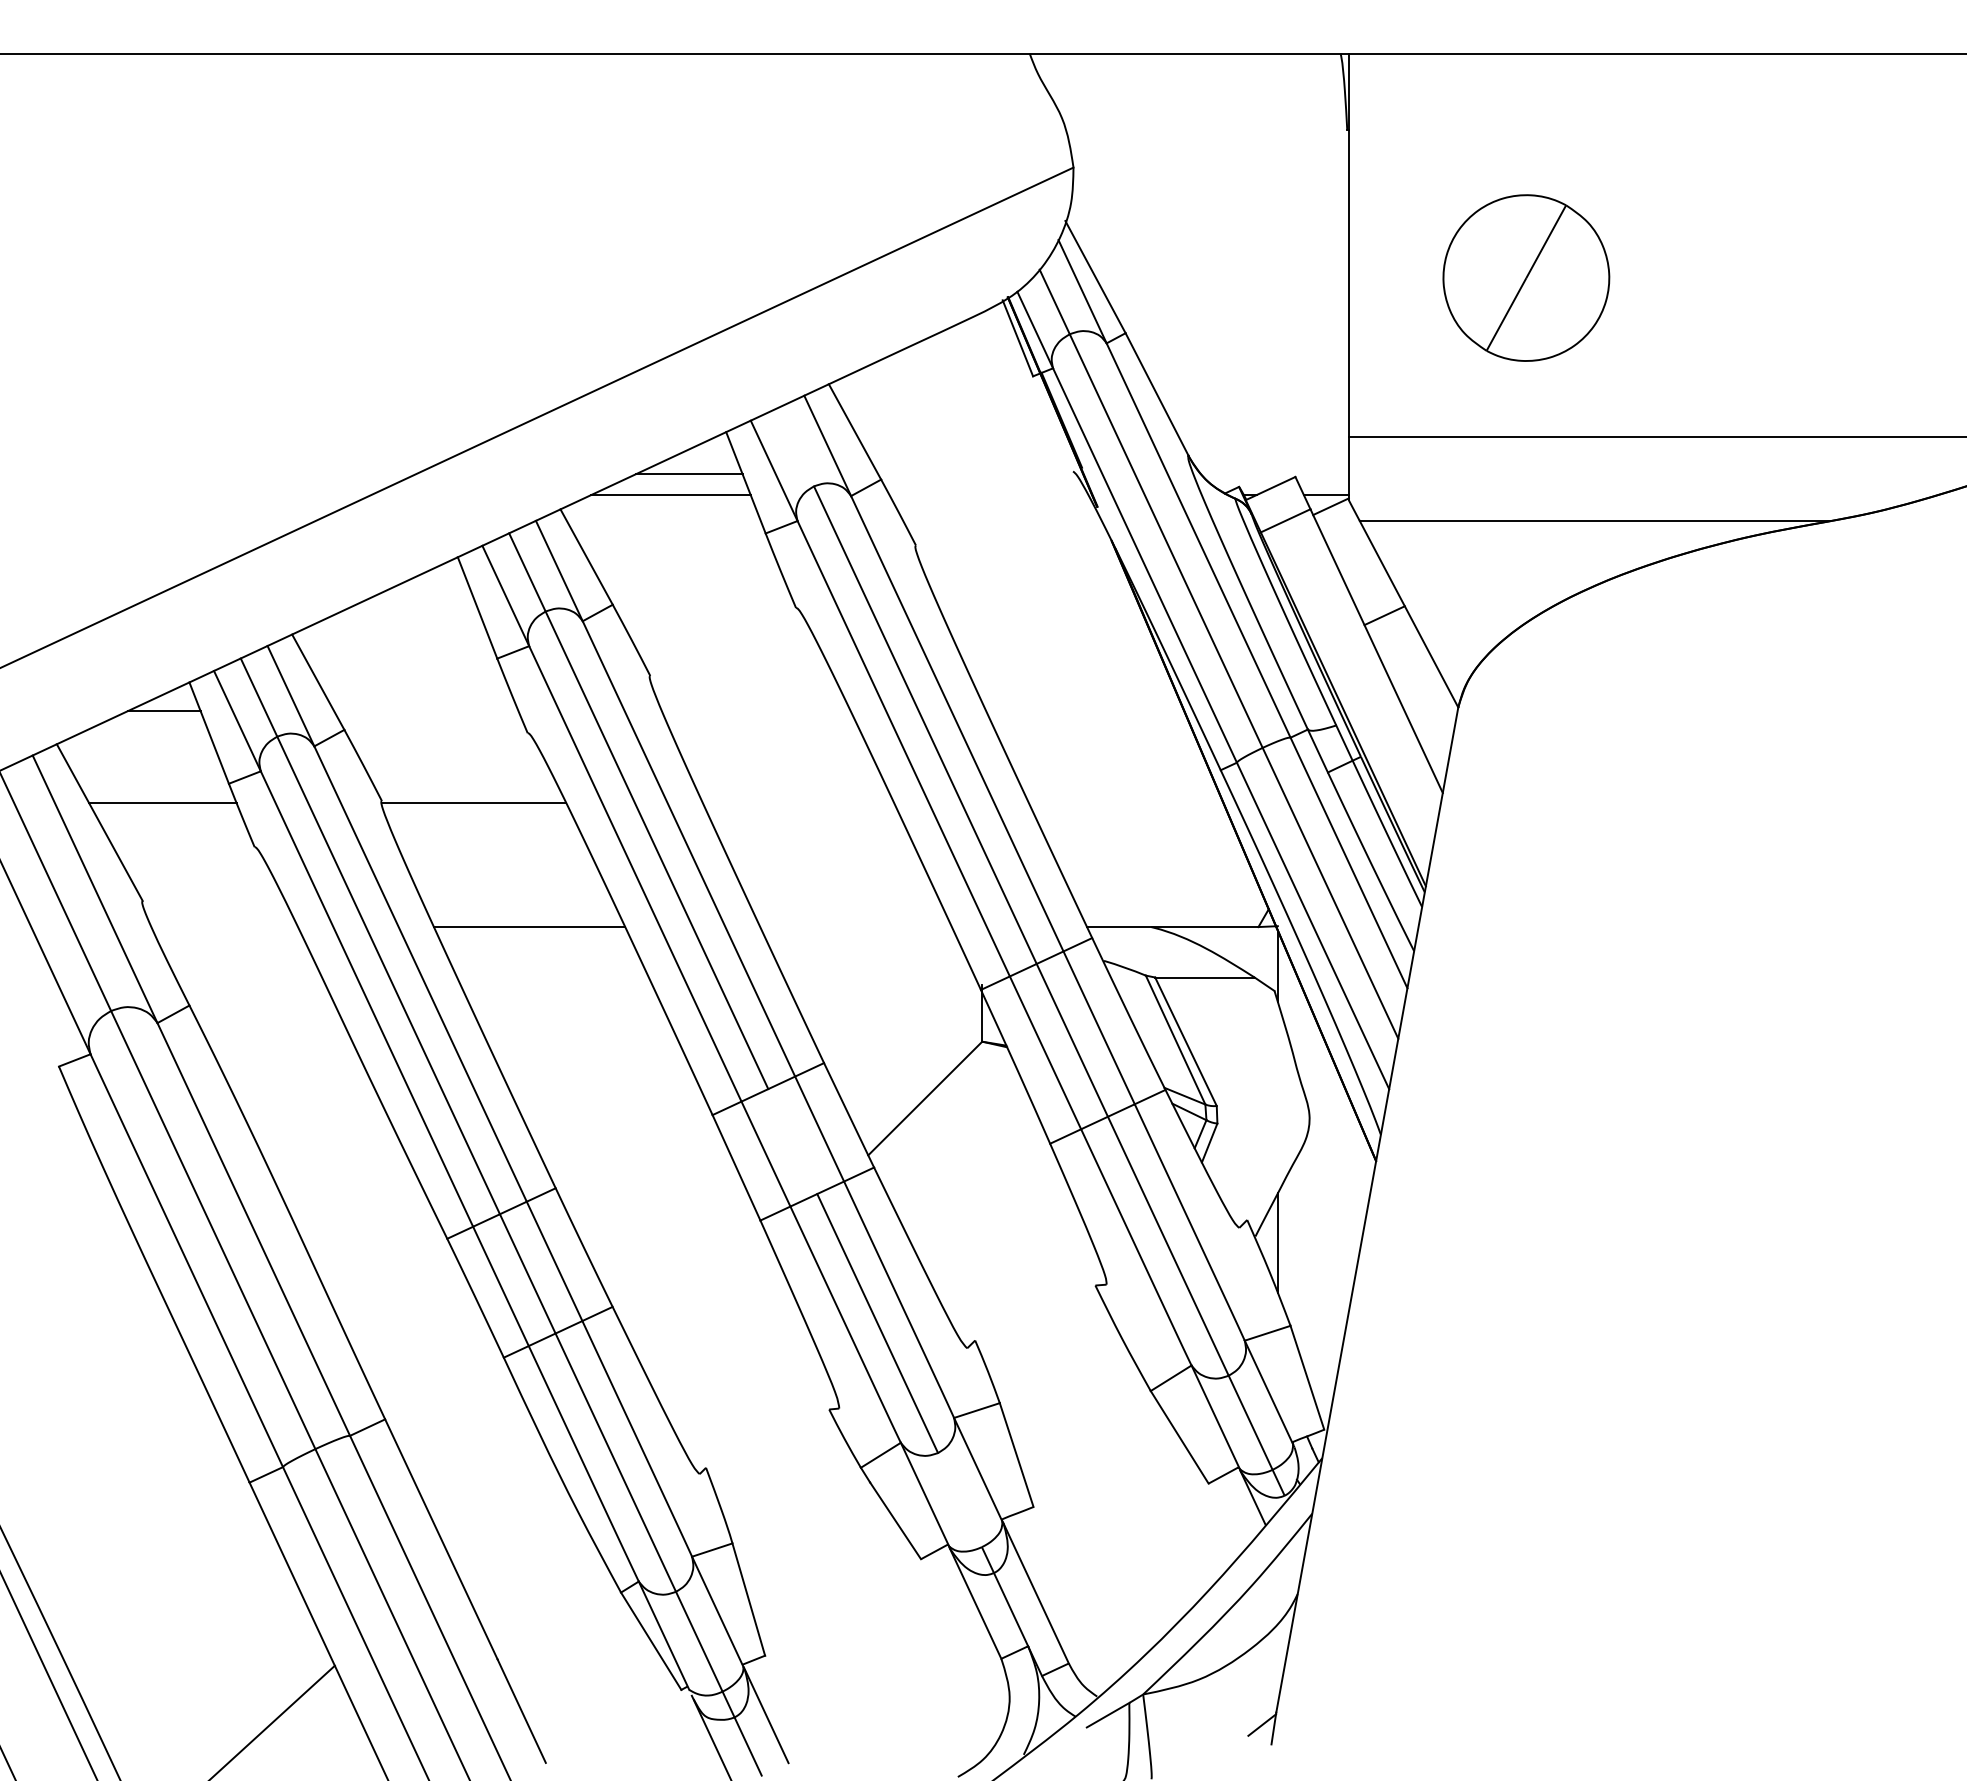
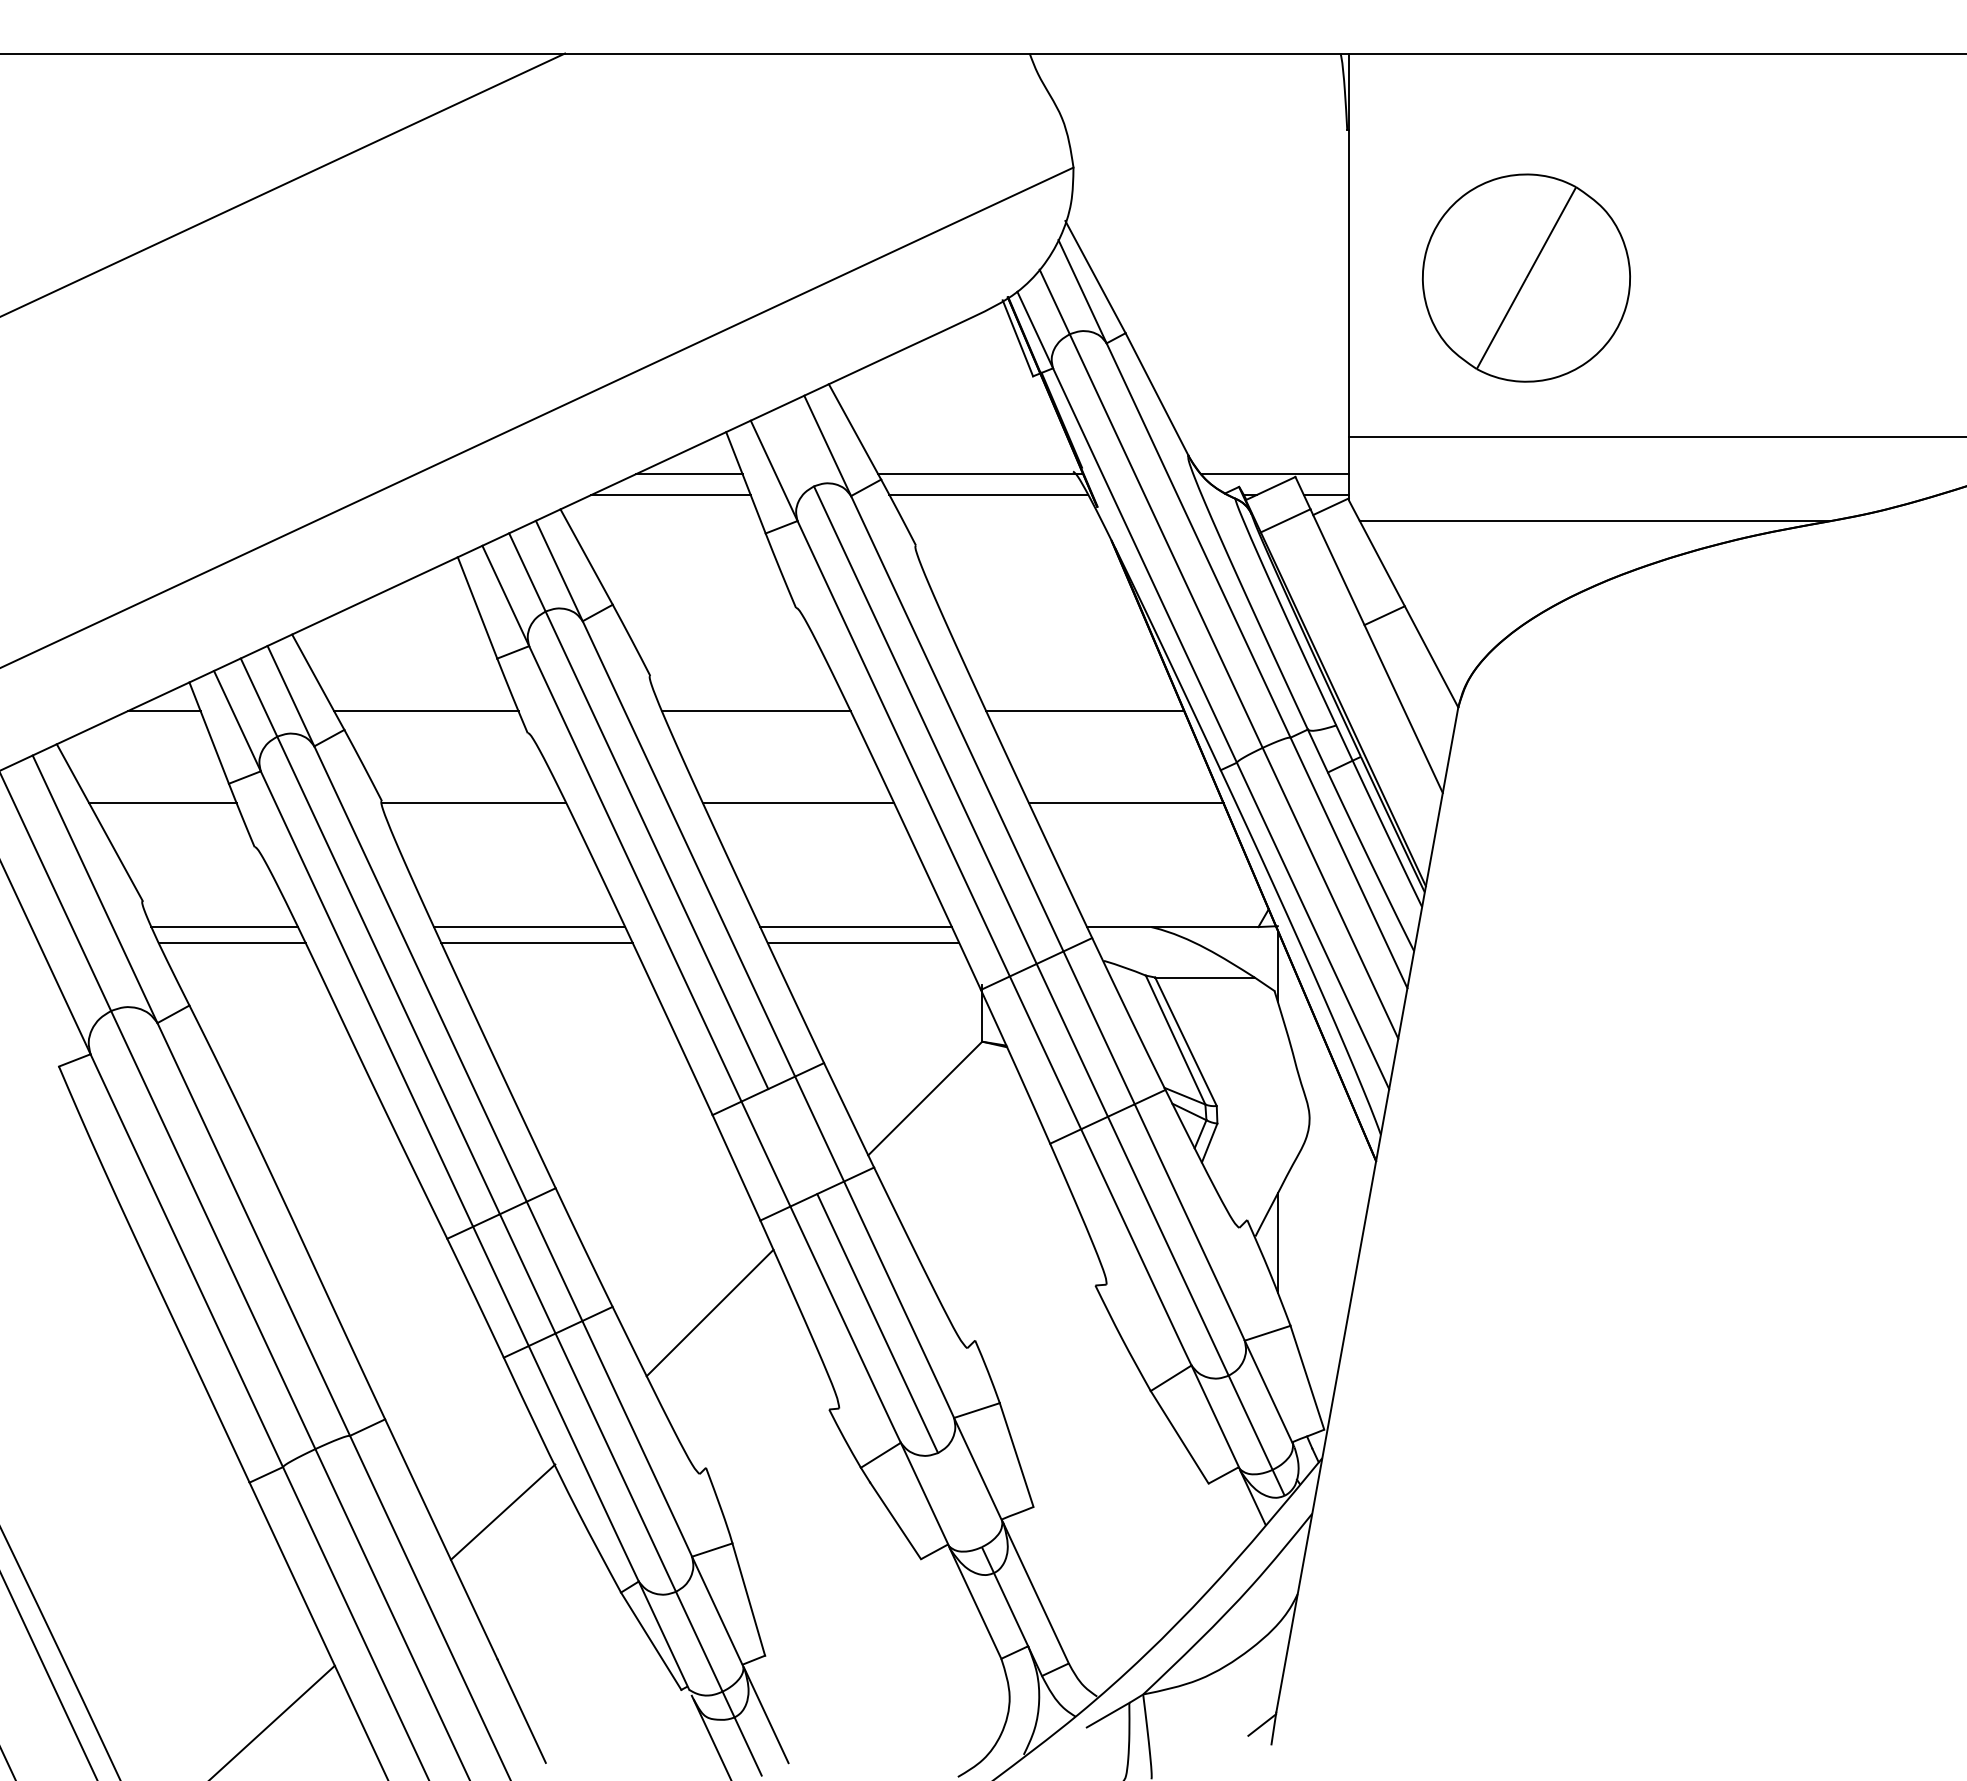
line: none -> present (283, 184)
part size: 169x168 px -> 210x210 px (1525, 277)
line: none -> present (980, 474)
line: none -> present (1274, 474)
line: none -> present (988, 495)
line: none -> present (426, 711)
line: none -> present (756, 711)
line: none -> present (1085, 711)
line: none -> present (798, 803)
line: none -> present (1126, 803)
line: none -> present (224, 927)
line: none -> present (855, 927)
line: none -> present (231, 943)
line: none -> present (536, 943)
line: none -> present (863, 943)
line: none -> present (709, 1312)
line: none -> present (502, 1511)
